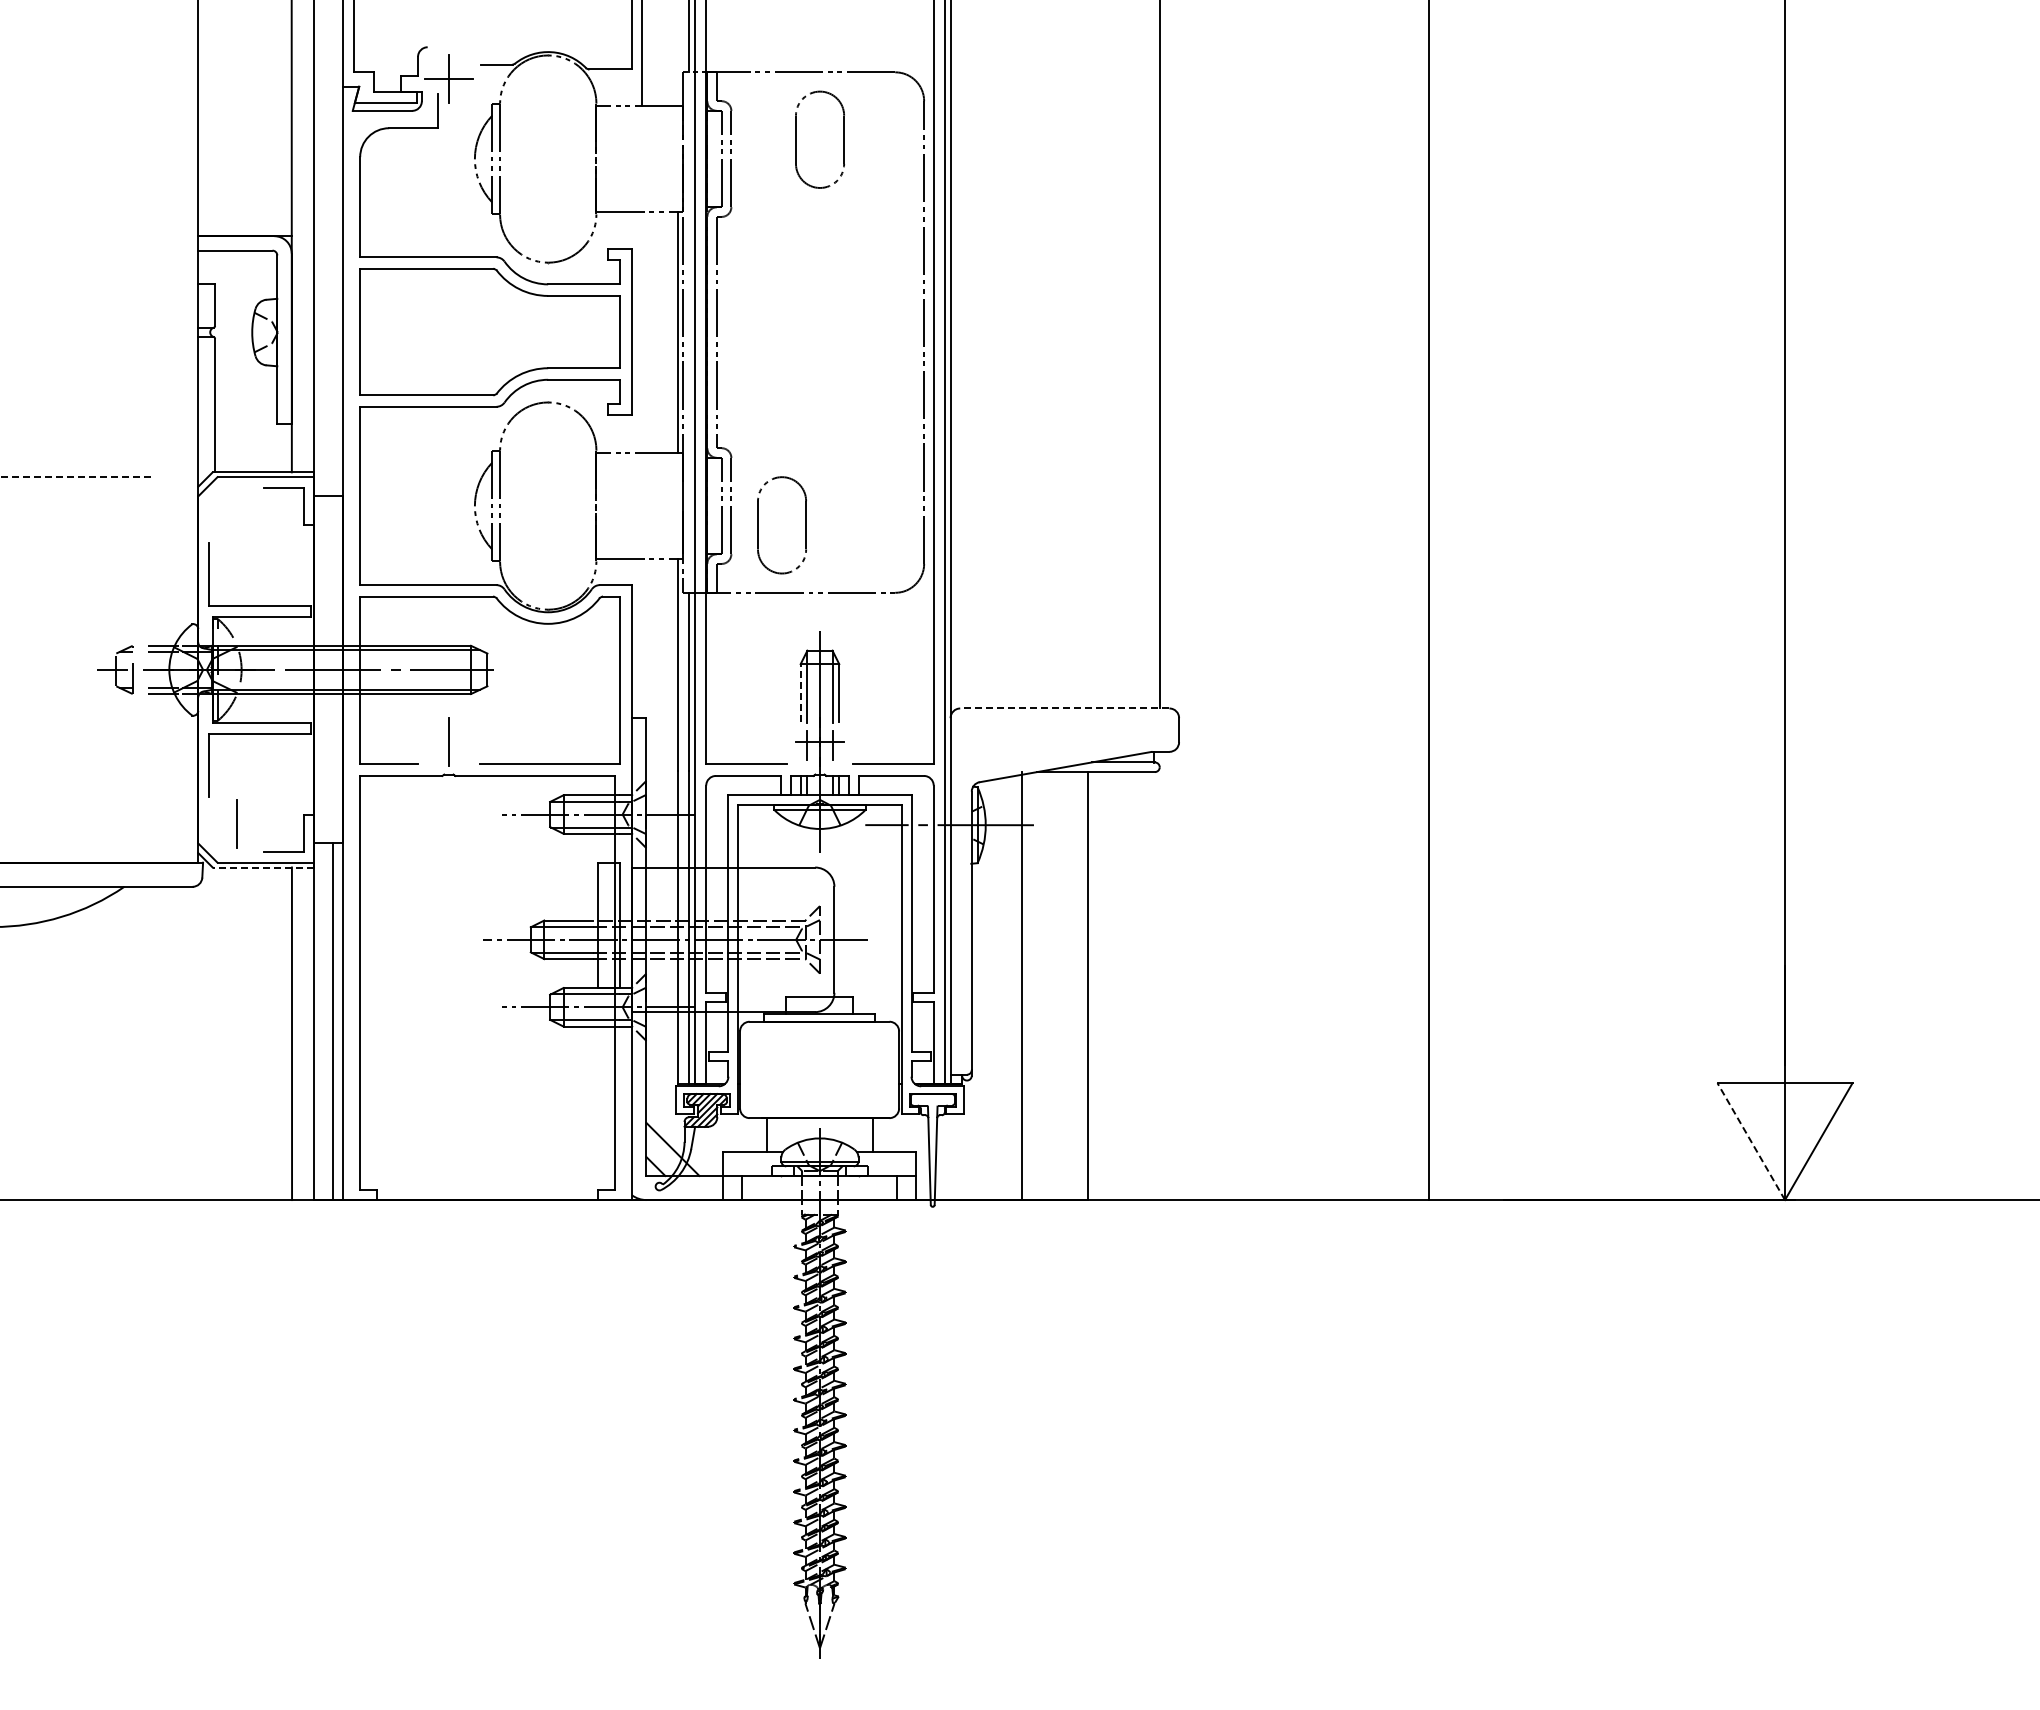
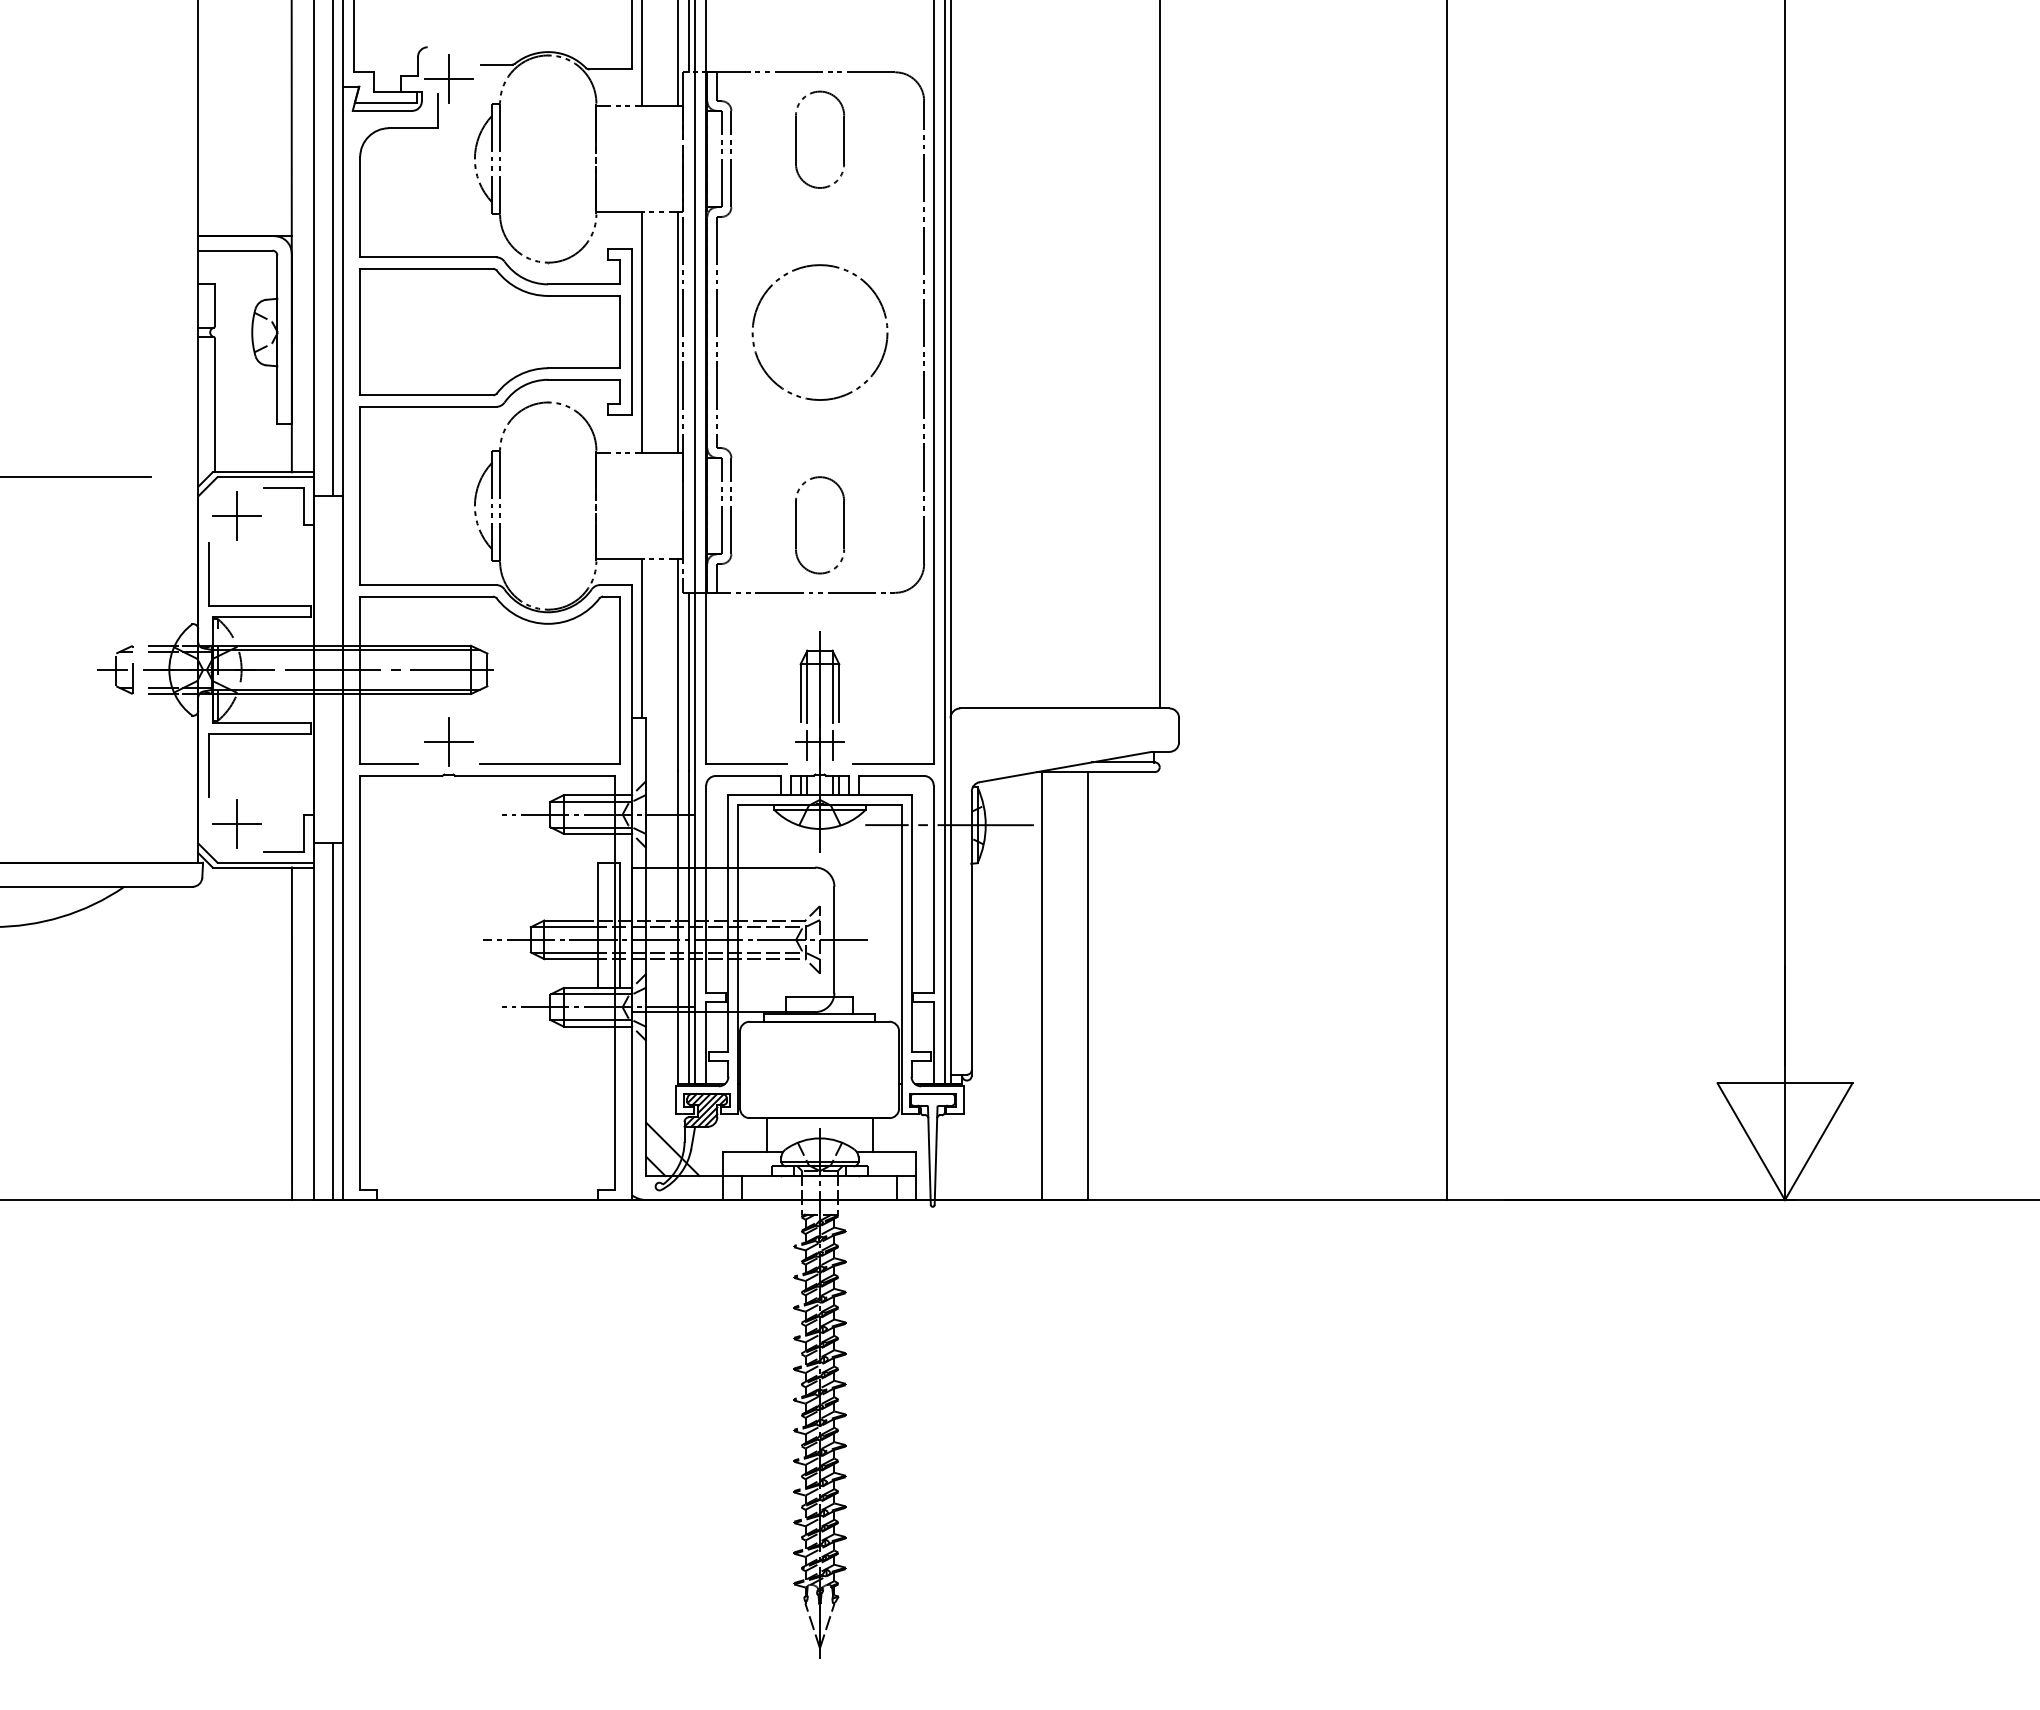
line: none -> present (677, 54)
line: none -> present (333, 249)
line: none -> present (641, 332)
circle: none -> present (819, 332)
line: dashed -> solid (75, 477)
part: none -> present (236, 515)
part position: (758, 525) -> (796, 525) (796, 525)
line position: (1428, 601) -> (1446, 601) (1446, 601)
line: none -> present (641, 638)
line: dashed -> solid (800, 693)
line: dashed -> solid (1064, 708)
line: none -> present (448, 742)
line: none -> present (236, 824)
line: dashed -> solid (263, 867)
line position: (1021, 986) -> (1041, 986) (1041, 986)
line: dashed -> solid (1751, 1141)
